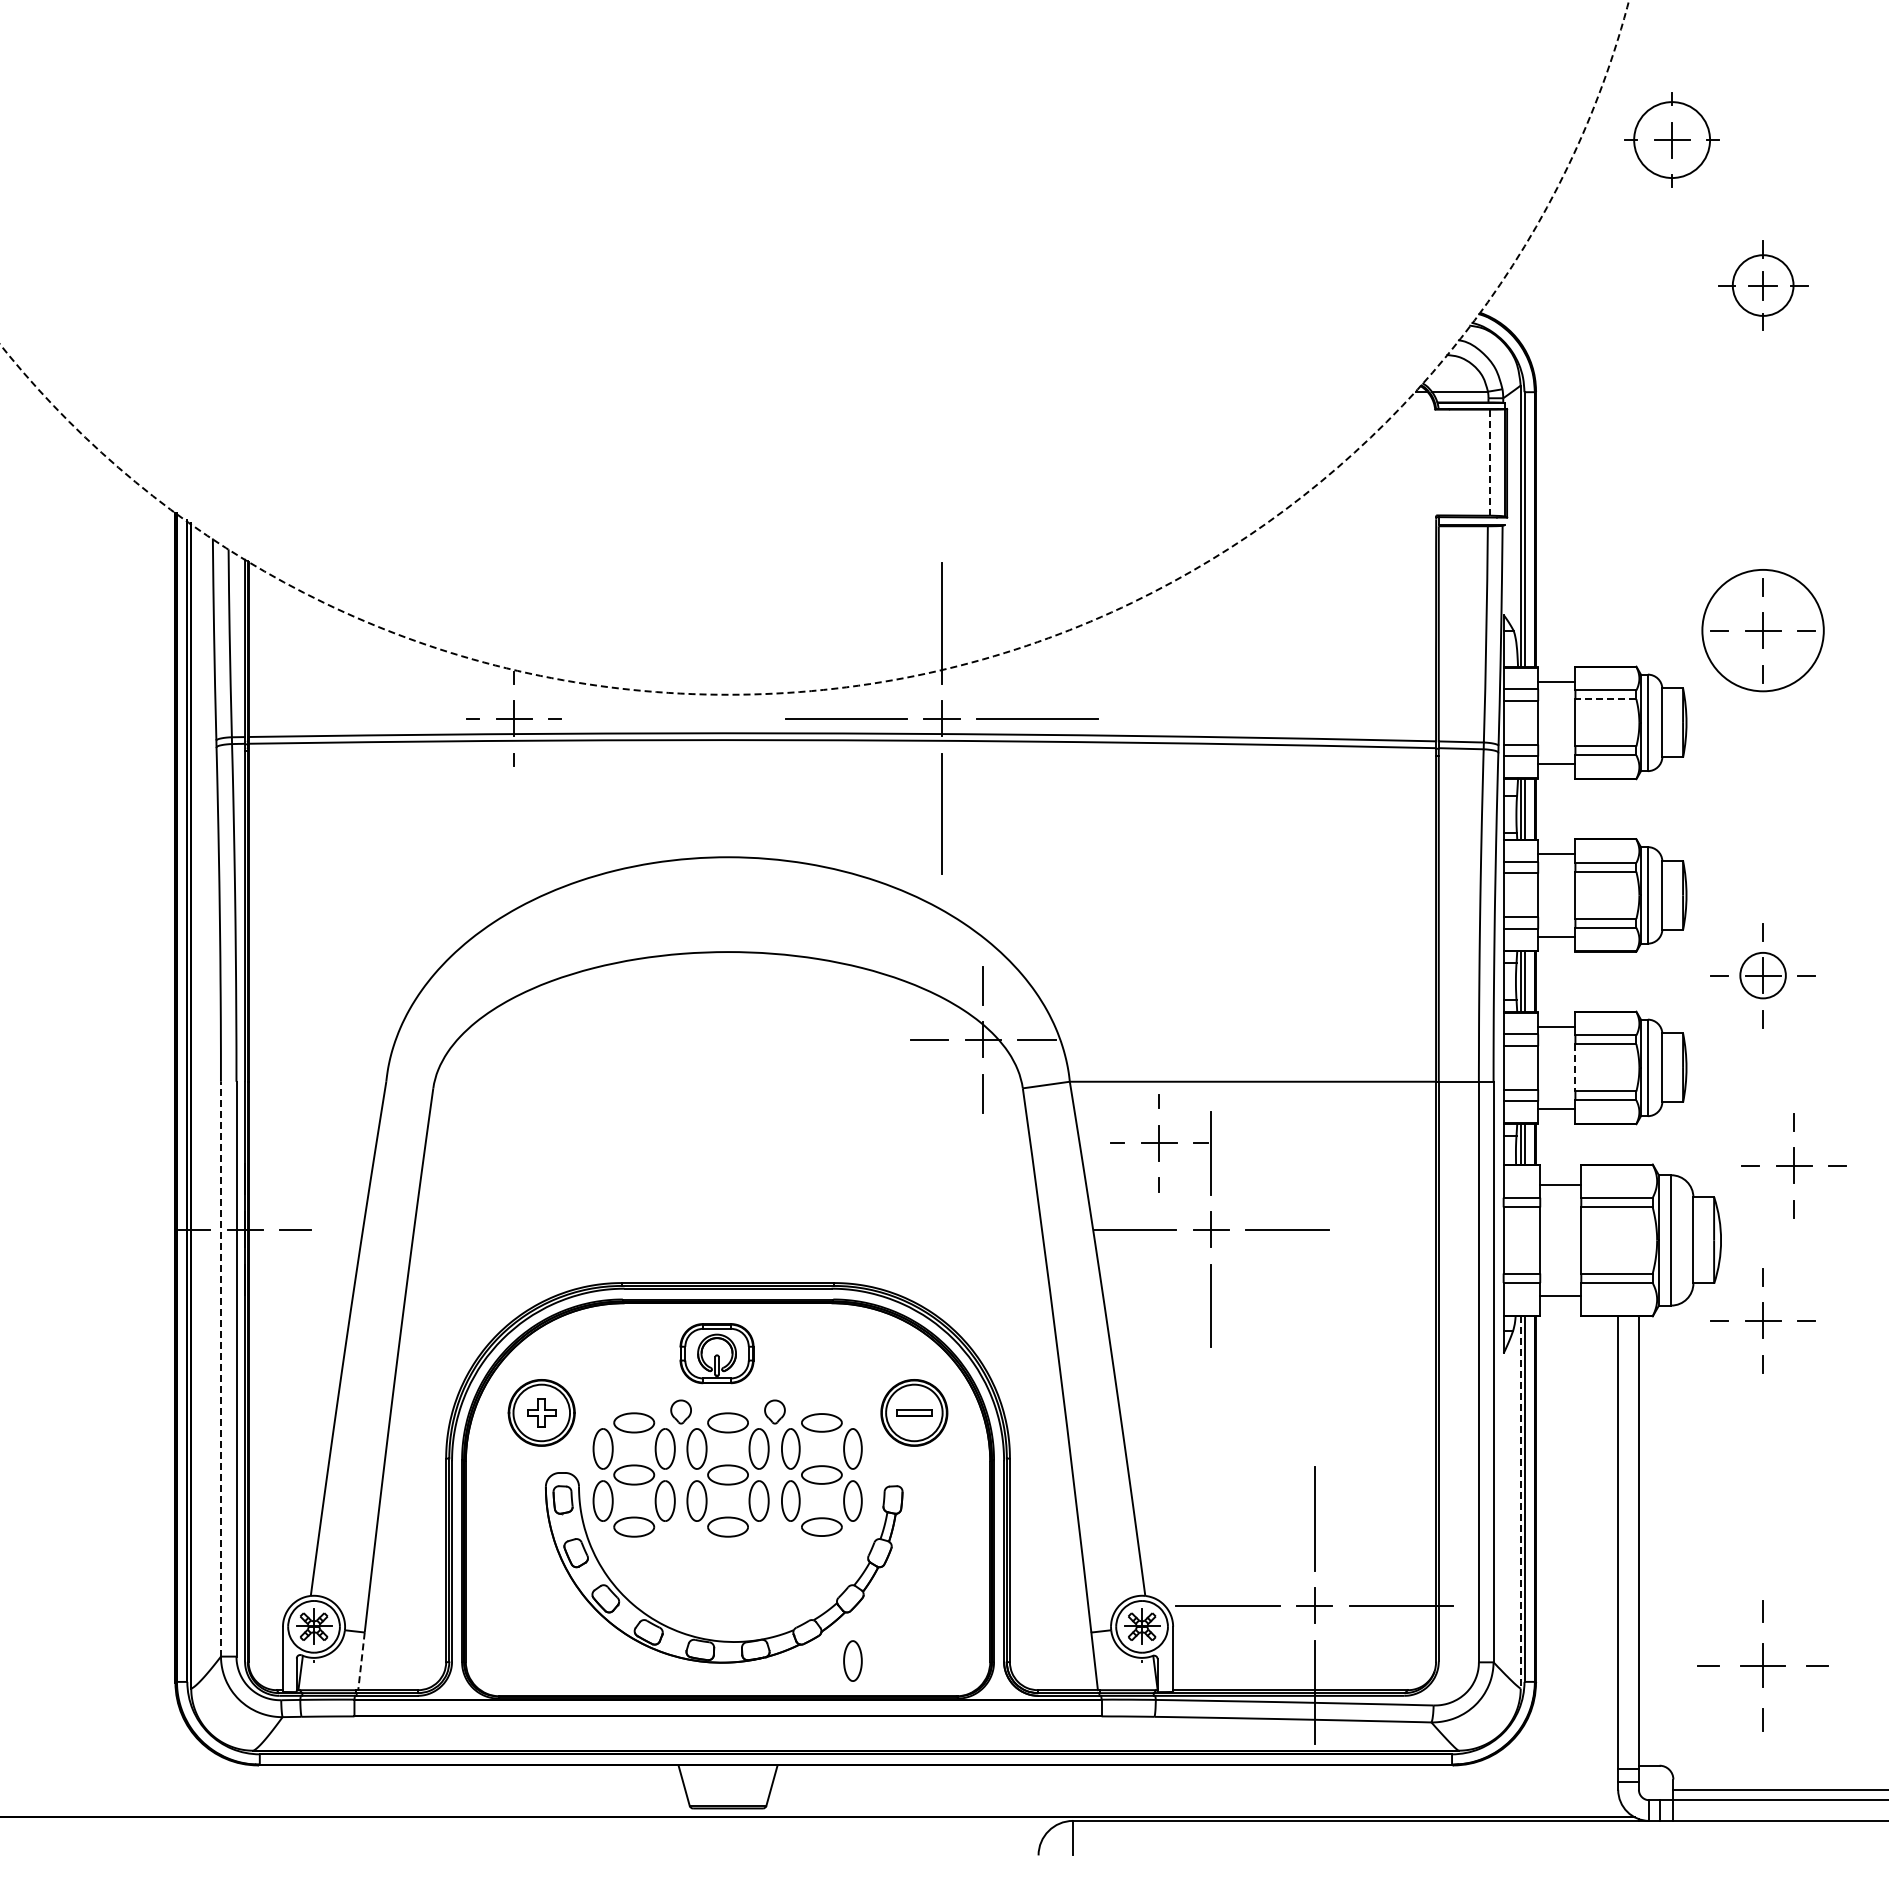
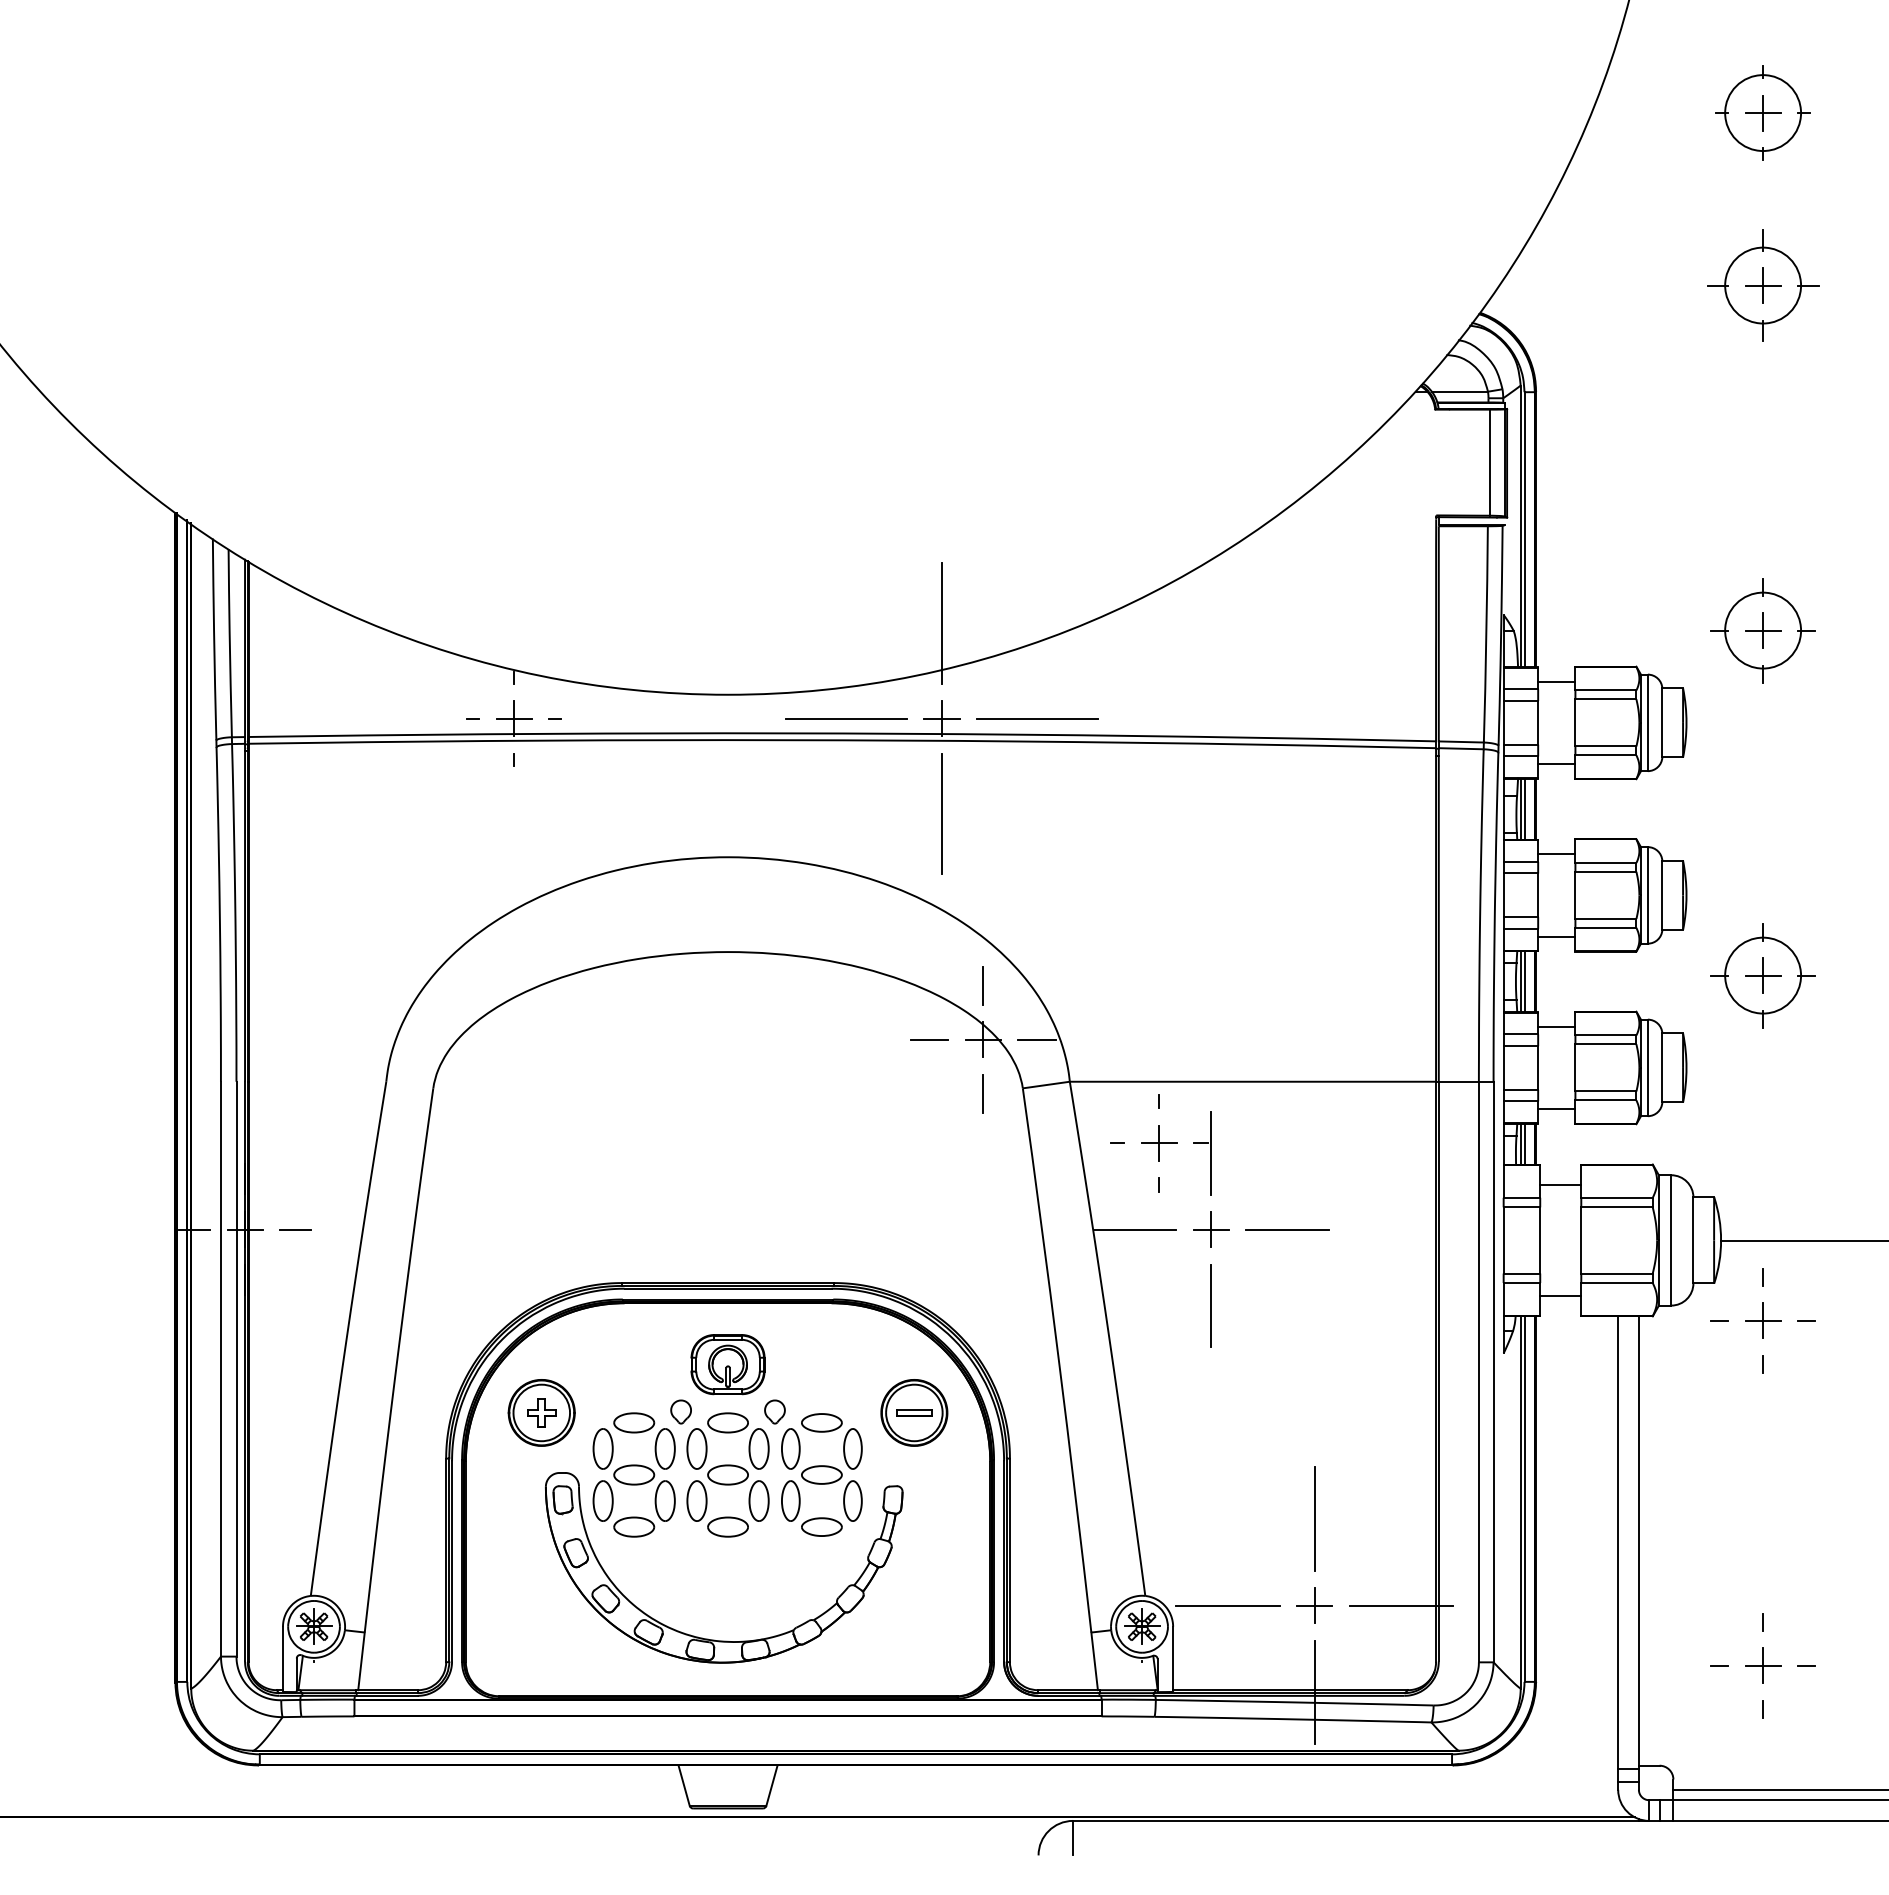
part position: (1671, 139) -> (1762, 112) (1762, 112)
part size: 91x91 px -> 113x113 px (1763, 285)
circle: dashed -> solid (814, 347)
line: dashed -> solid (1490, 462)
circle diameter: 121 px -> 76 px (1763, 630)
line: dashed -> solid (1605, 699)
circle diameter: 46 px -> 76 px (1763, 975)
line: dashed -> solid (1575, 1067)
part: present -> none (1793, 1165)
line: none -> present (1803, 1241)
part position: (716, 1353) -> (727, 1364) (727, 1364)
line: dashed -> solid (220, 1368)
line: dashed -> solid (1520, 1503)
part: present -> none (852, 1660)
line: dashed -> solid (361, 1661)
part size: 132x132 px -> 106x106 px (1762, 1665)
